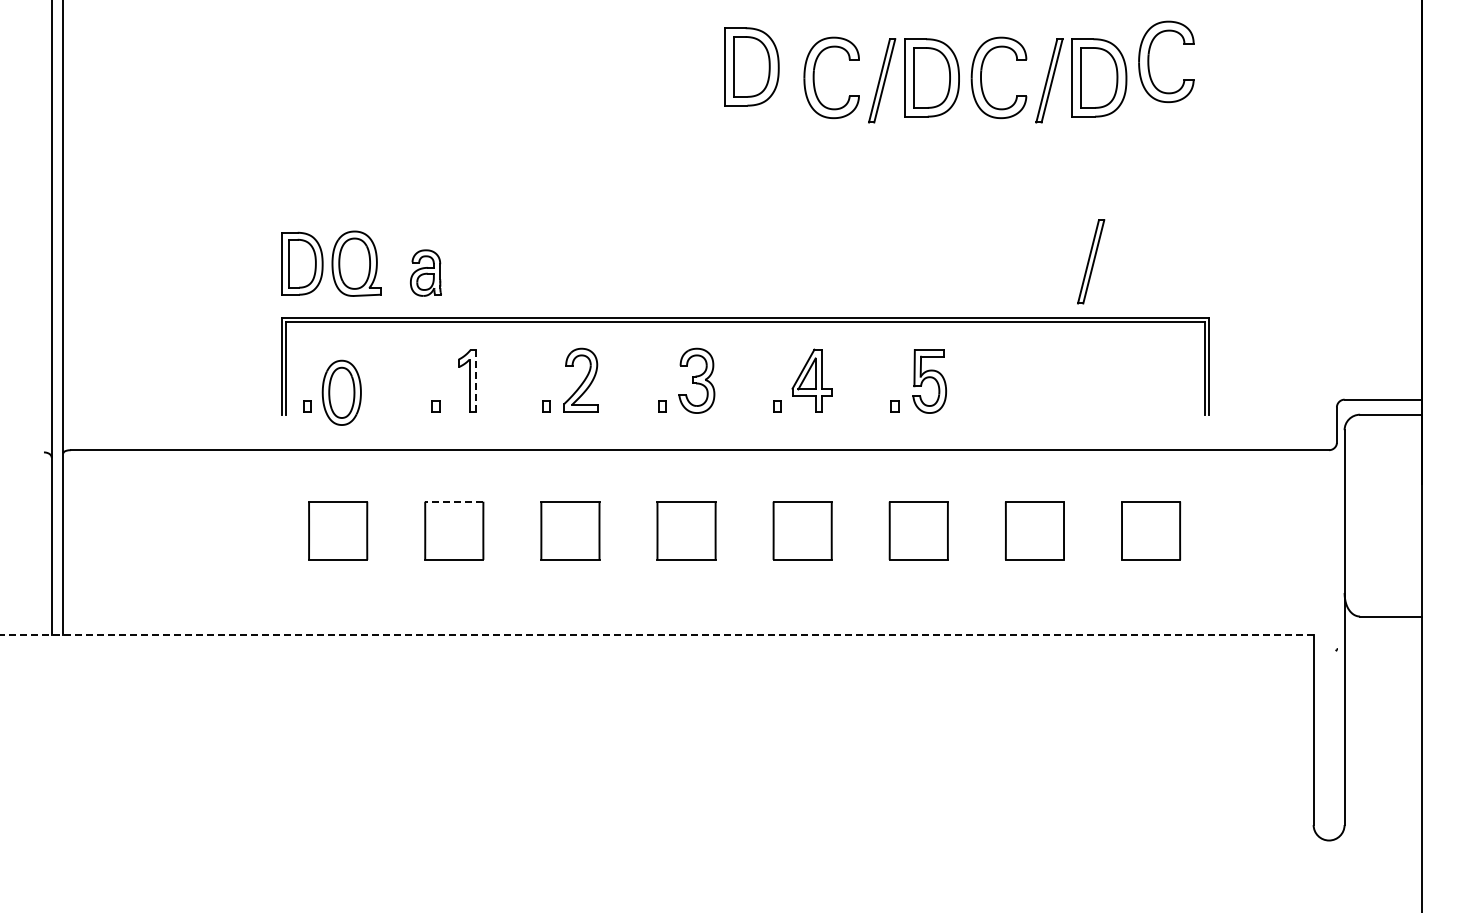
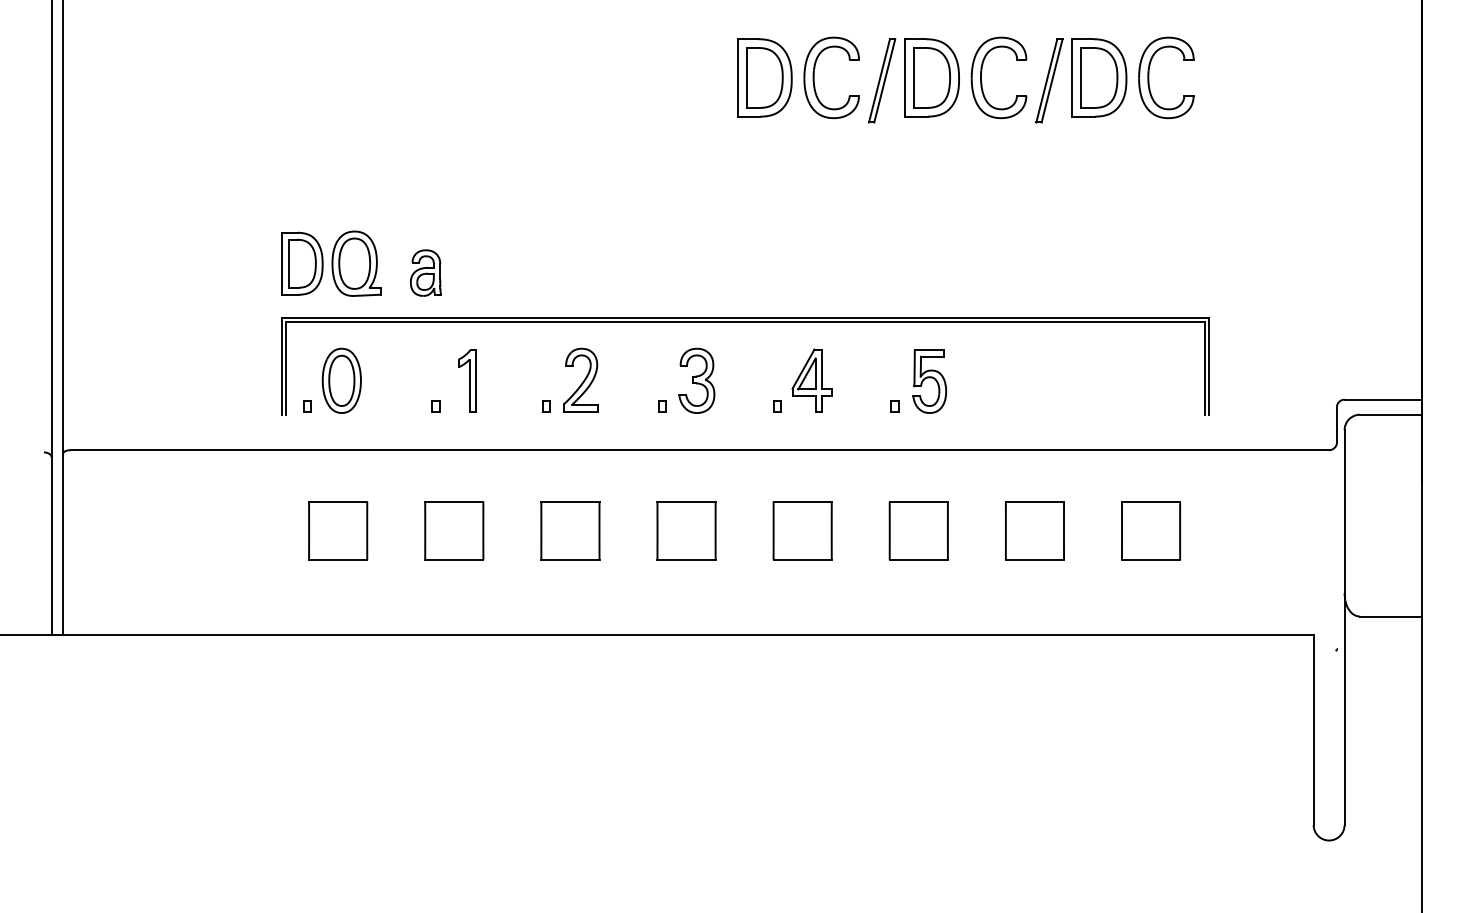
part position: (1149, 61) -> (1149, 77) (1149, 77)
part position: (751, 66) -> (764, 77) (764, 77)
part: present -> none (1091, 261)
line: dashed -> solid (476, 380)
part position: (341, 392) -> (341, 380) (341, 380)
line: dashed -> solid (453, 501)
line: dashed -> solid (656, 634)
